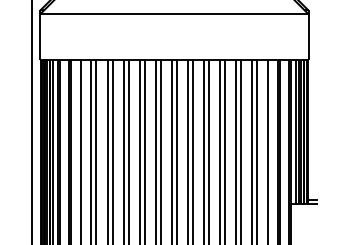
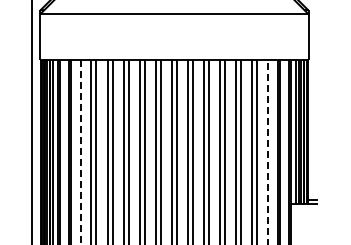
line: solid -> dashed (267, 151)
line: solid -> dashed (81, 152)
